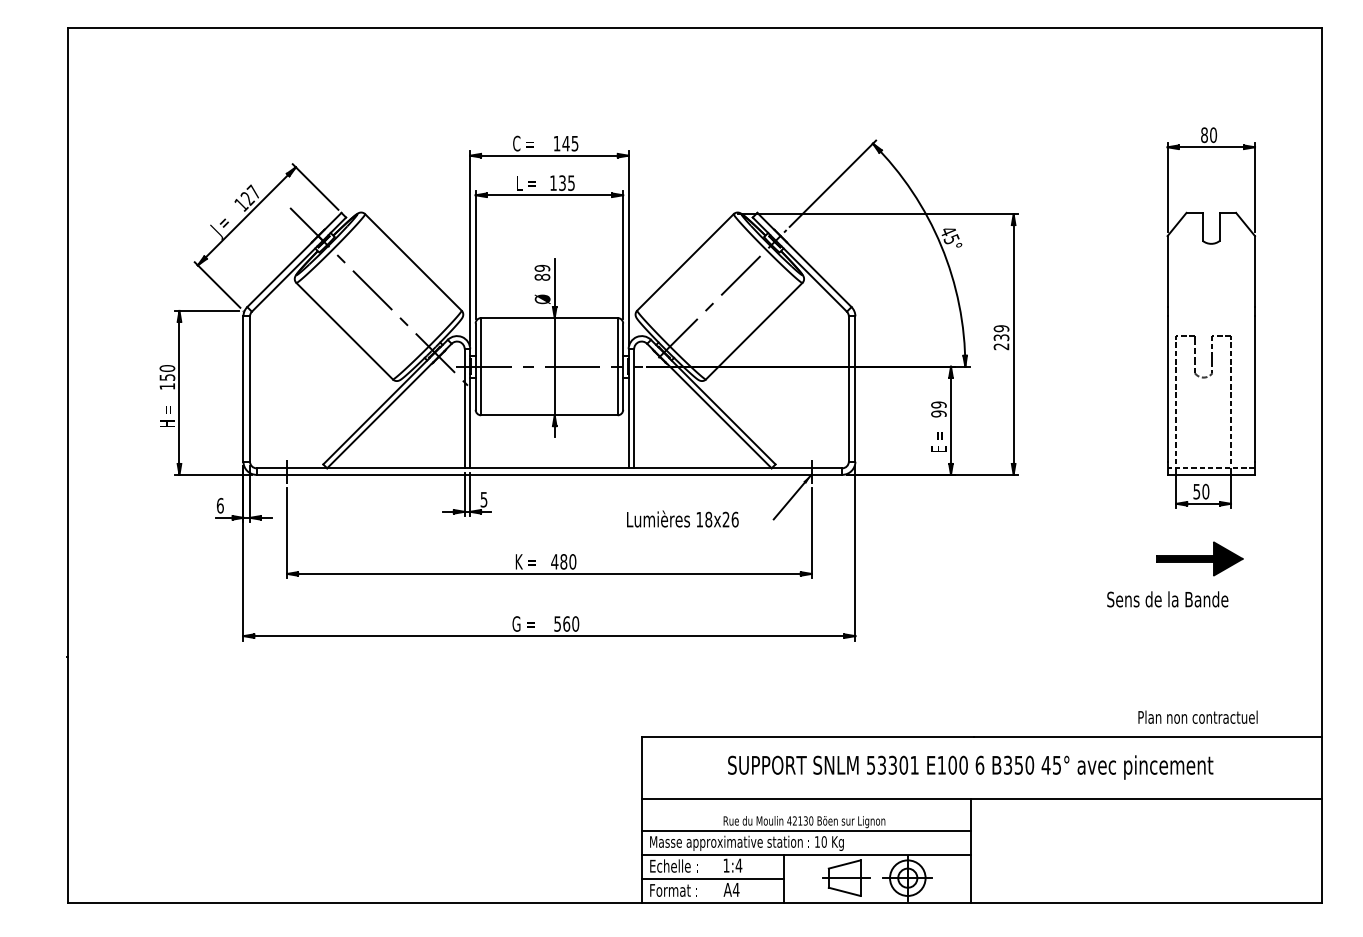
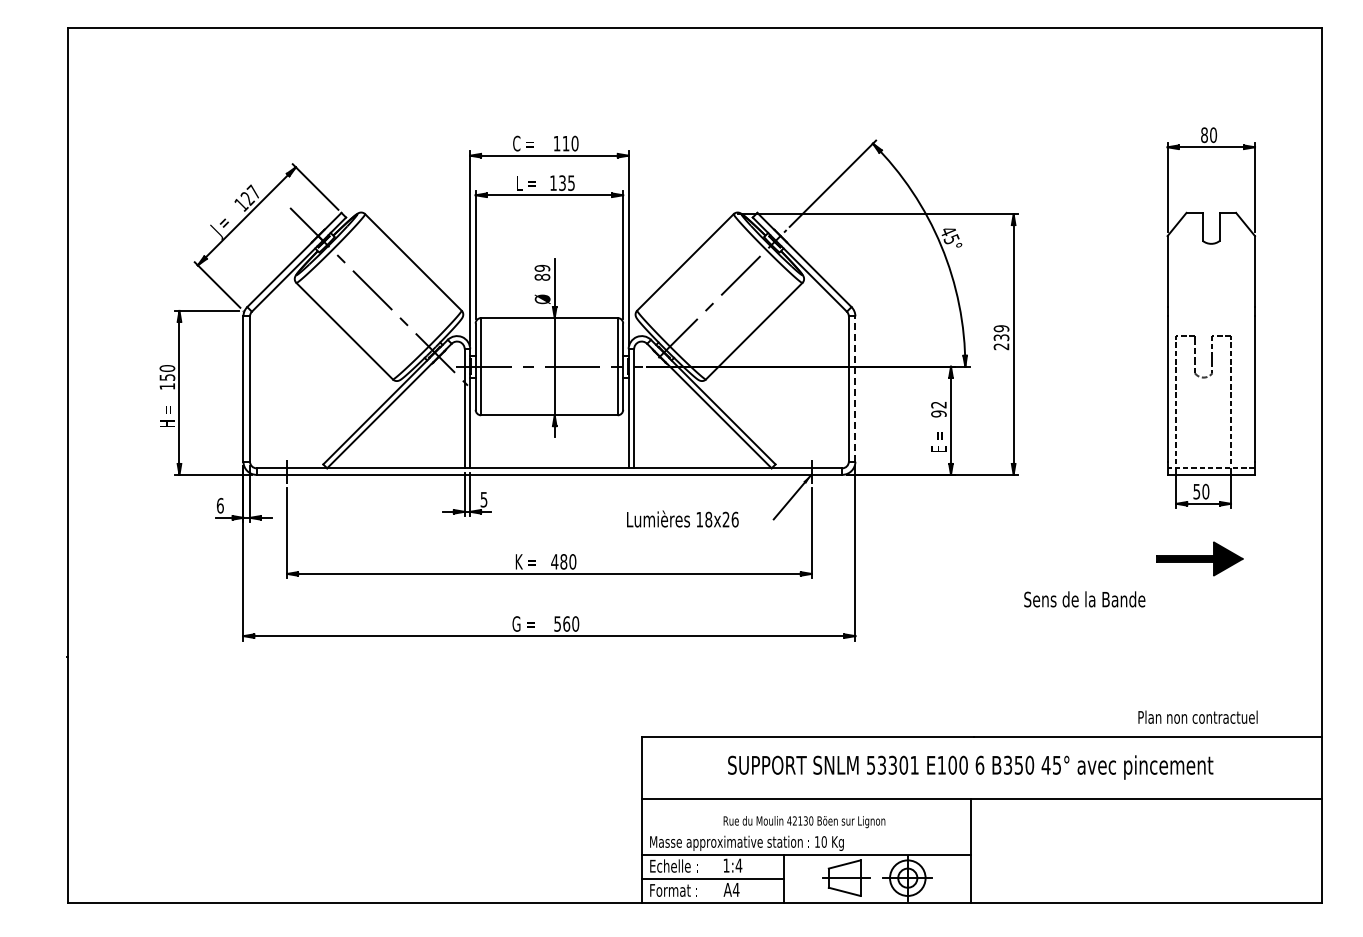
text: 145 -> 110 (570, 143)
line: solid -> dashed (855, 389)
text: 99 -> 92 (938, 404)
text position: (1167, 599) -> (1084, 599) (1084, 599)
line: present -> none (805, 830)
